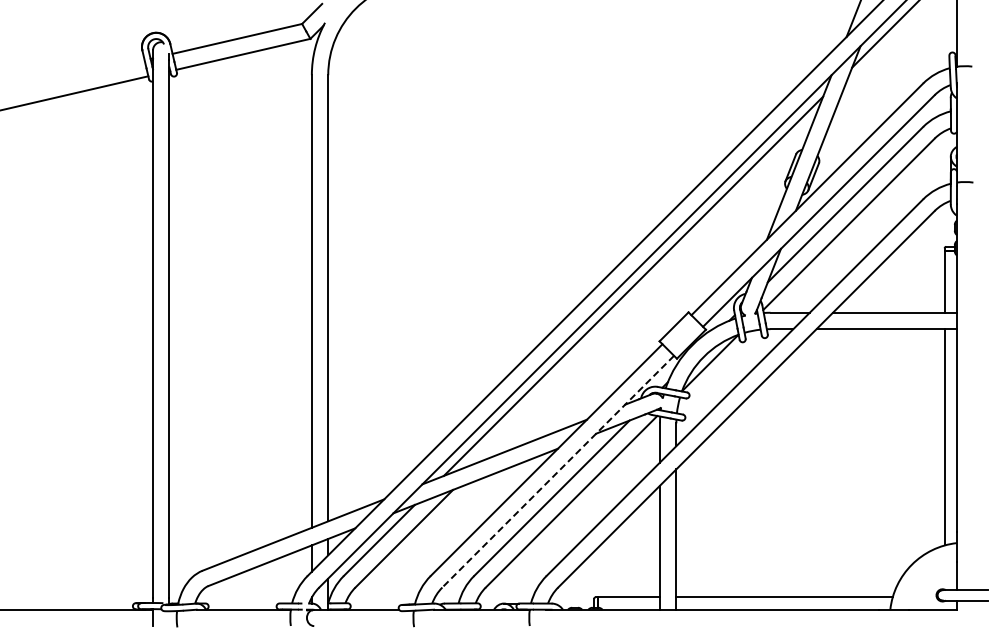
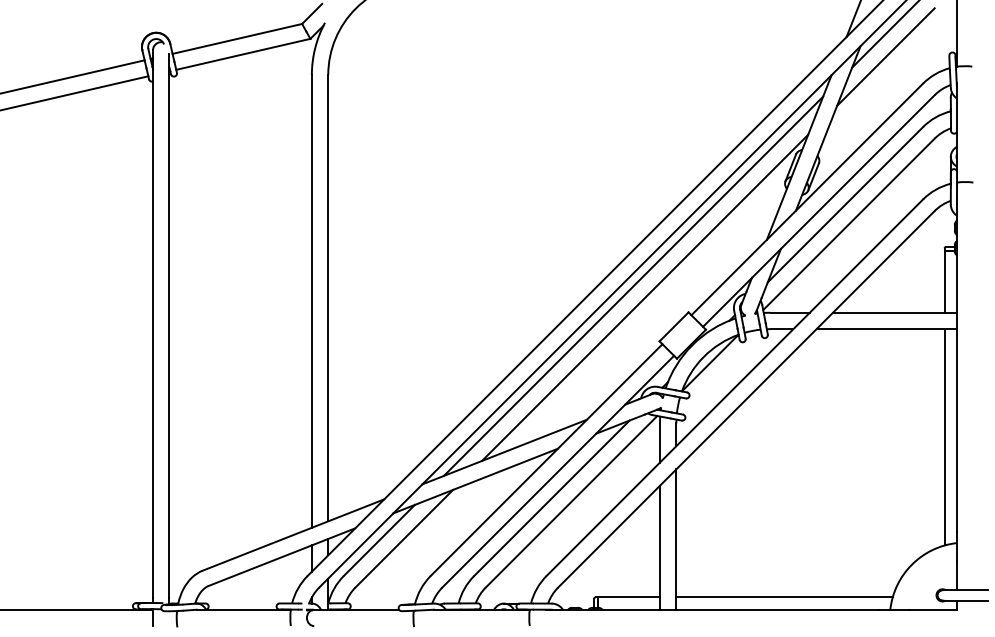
line: none -> present (885, 56)
line: none -> present (73, 76)
line: none -> present (645, 297)
line: dashed -> solid (558, 471)
